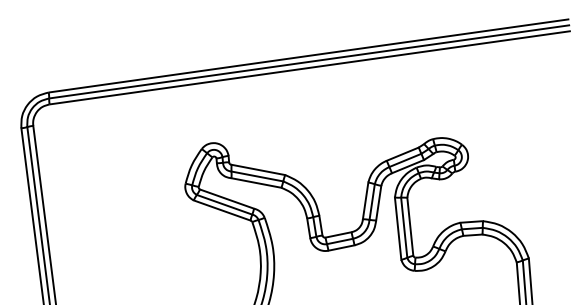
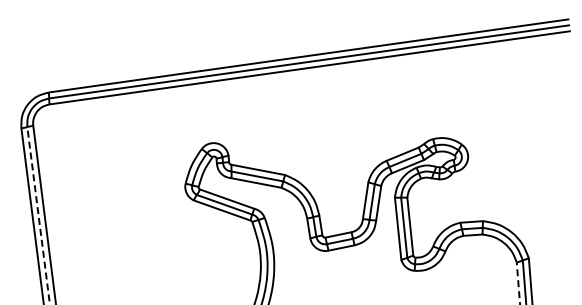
line: solid -> dashed (38, 215)
line: solid -> dashed (518, 283)
